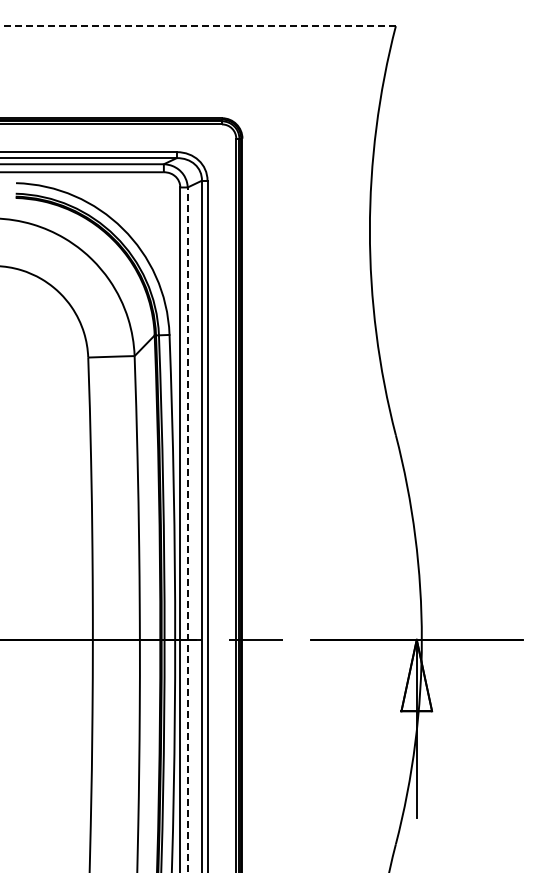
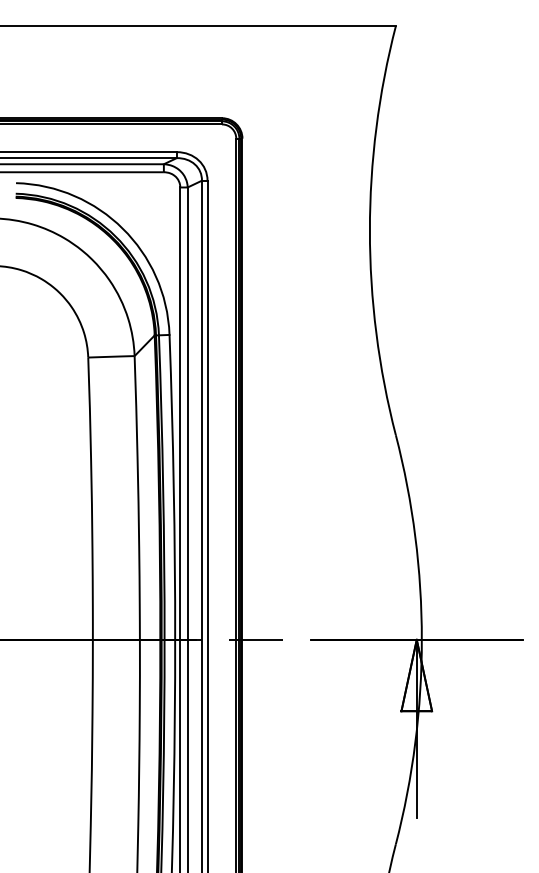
line: dashed -> solid (197, 26)
line: dashed -> solid (187, 529)
